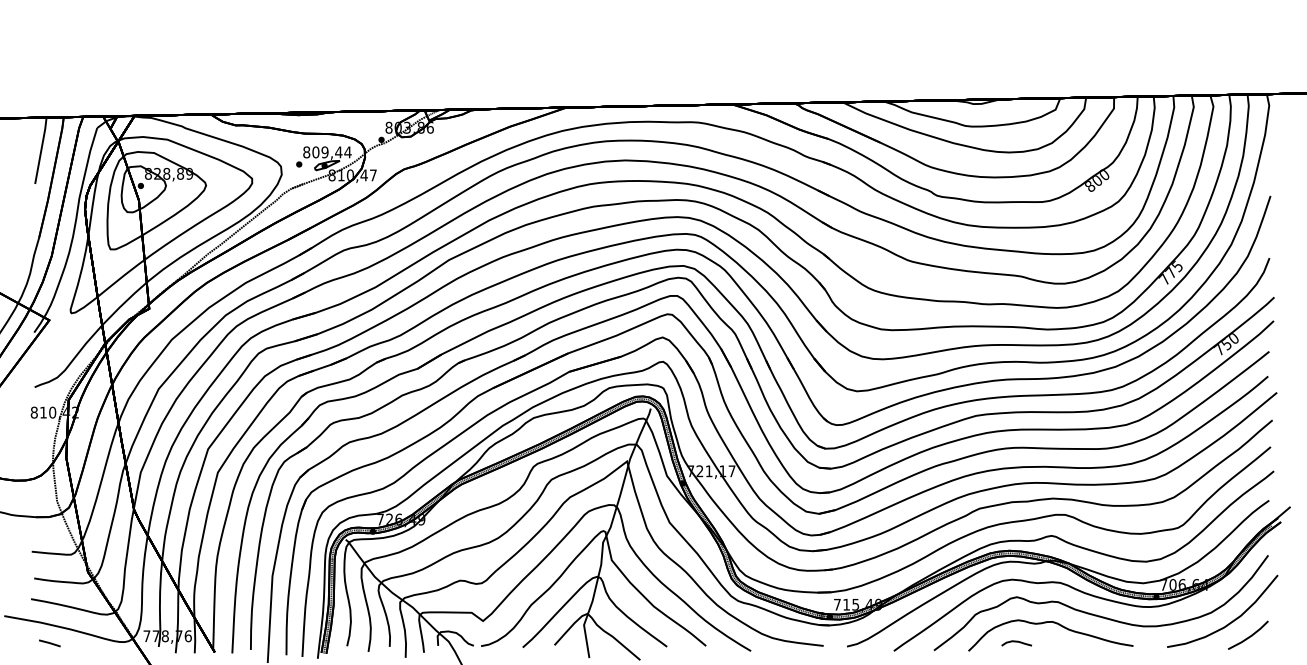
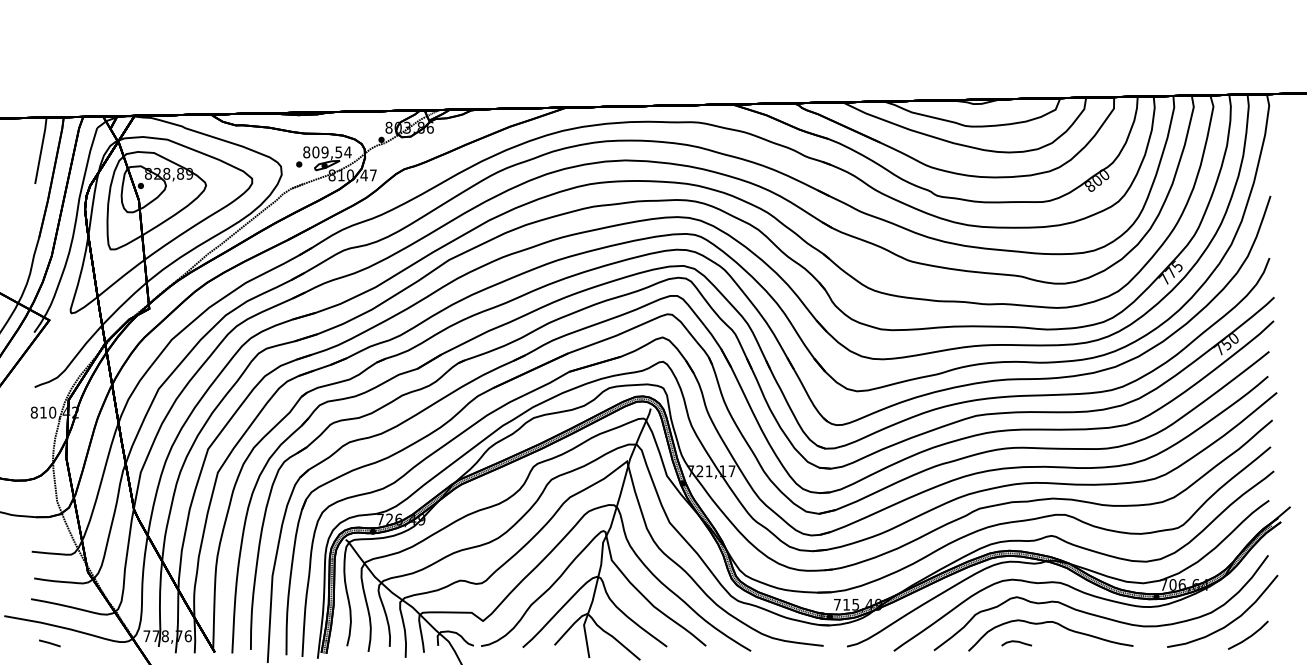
text: 809,44 -> 809,54 (338, 152)
